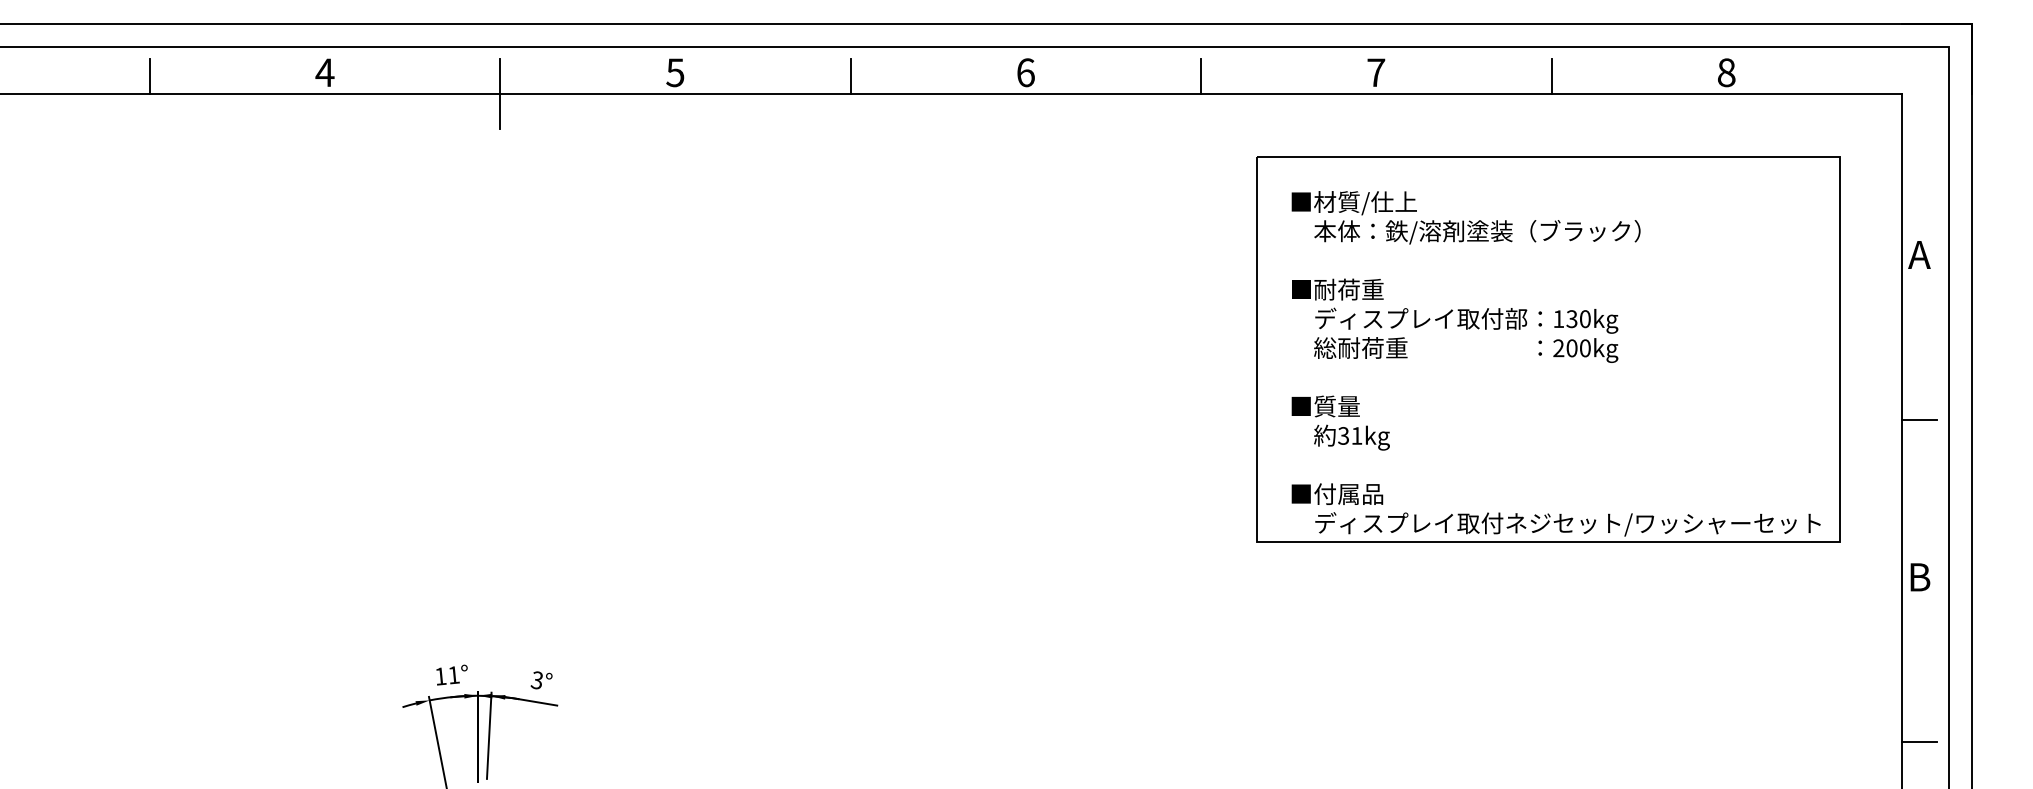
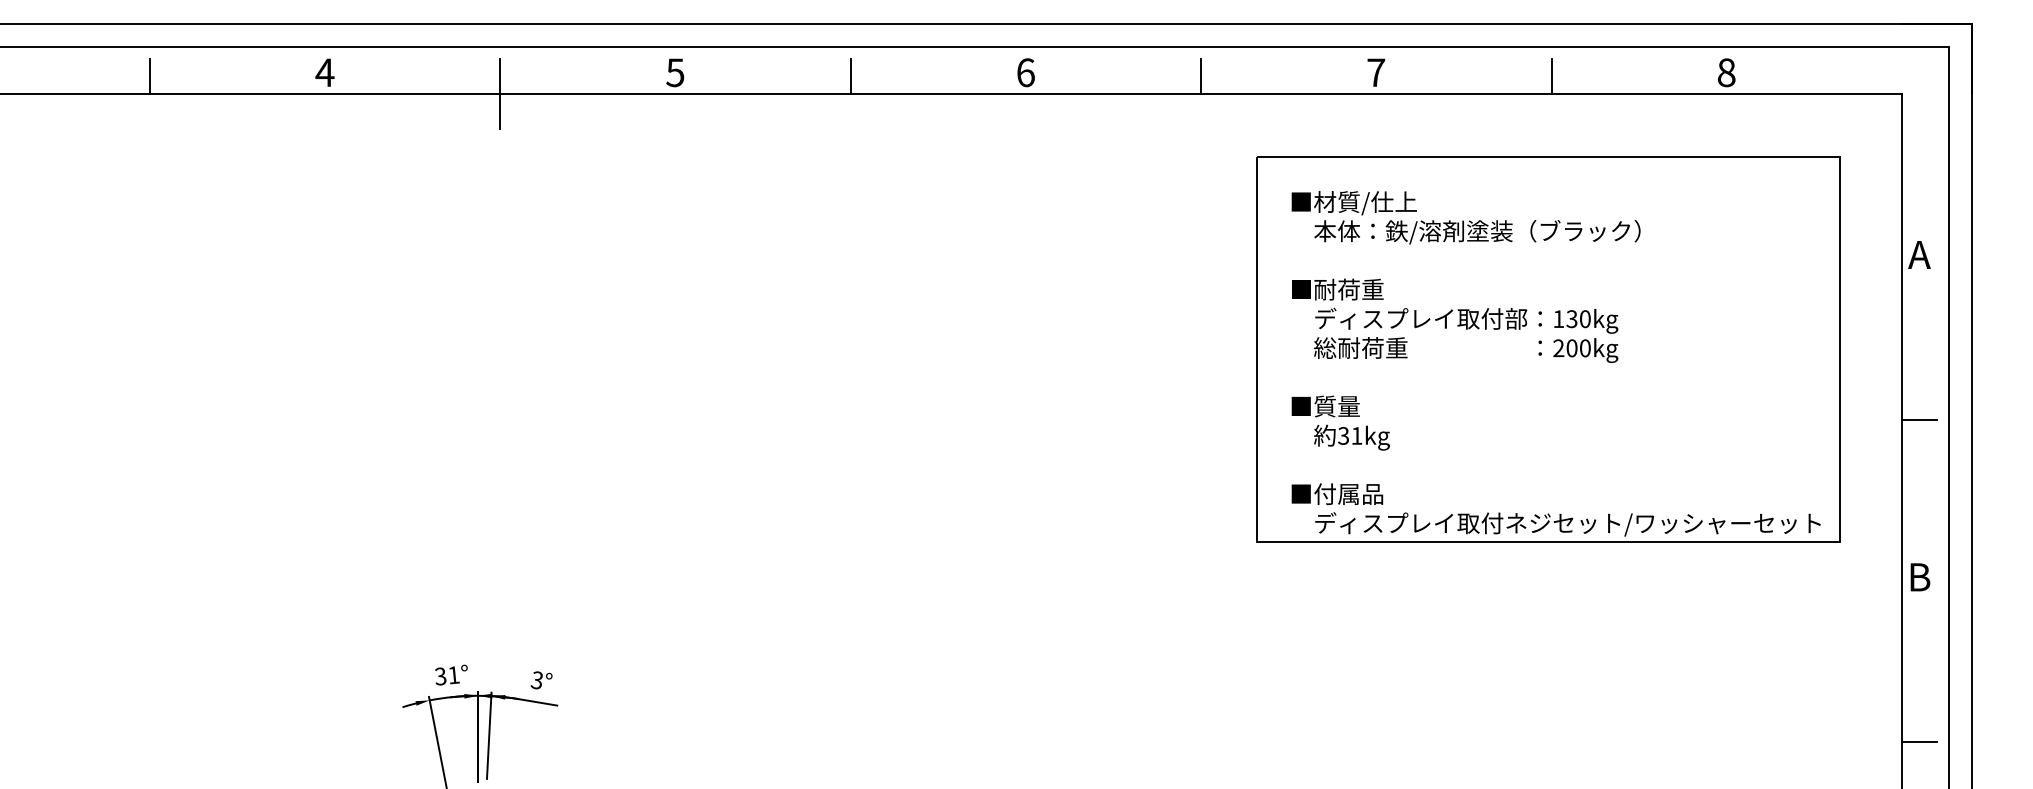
text: 11° -> 31° (440, 676)
